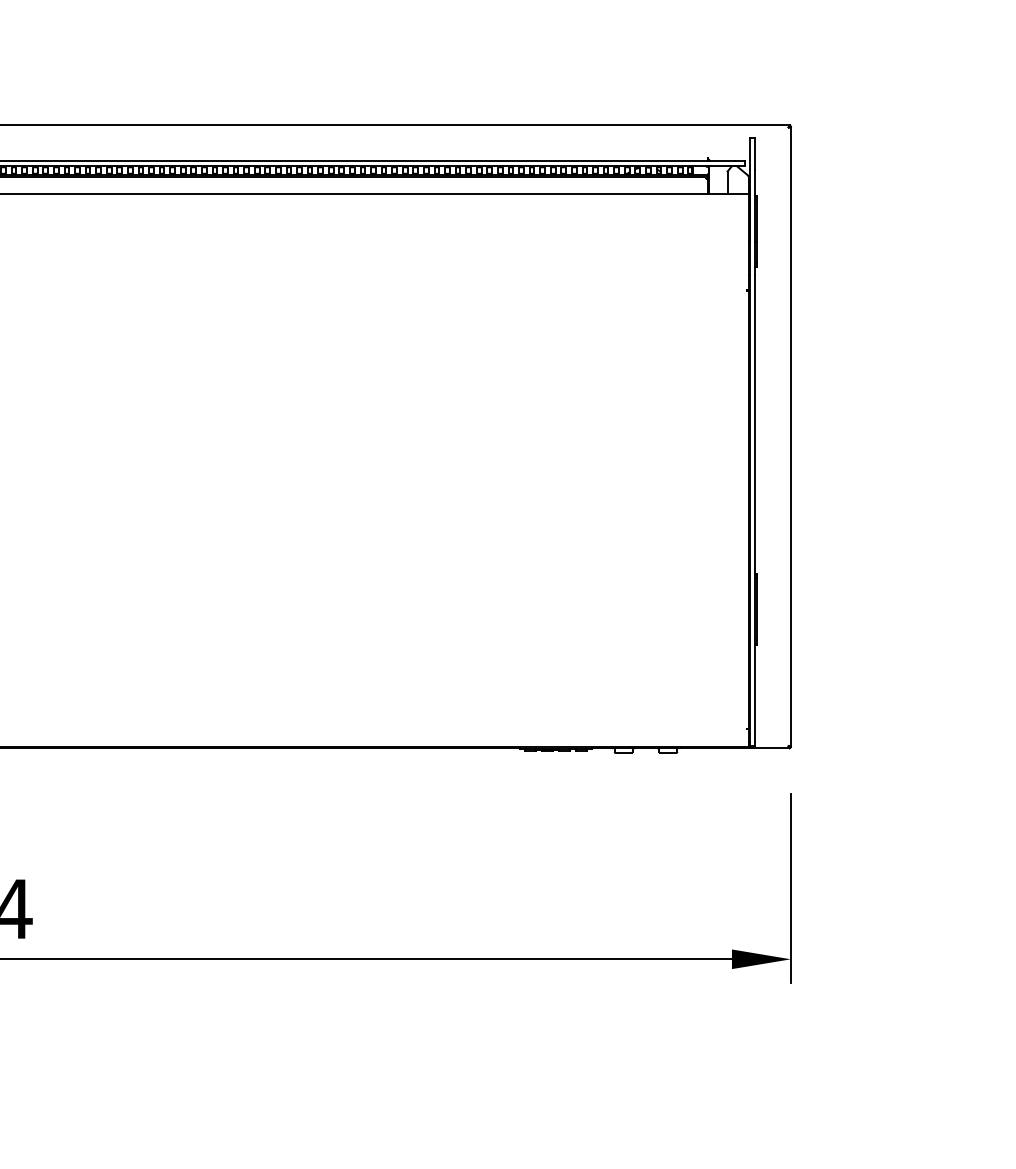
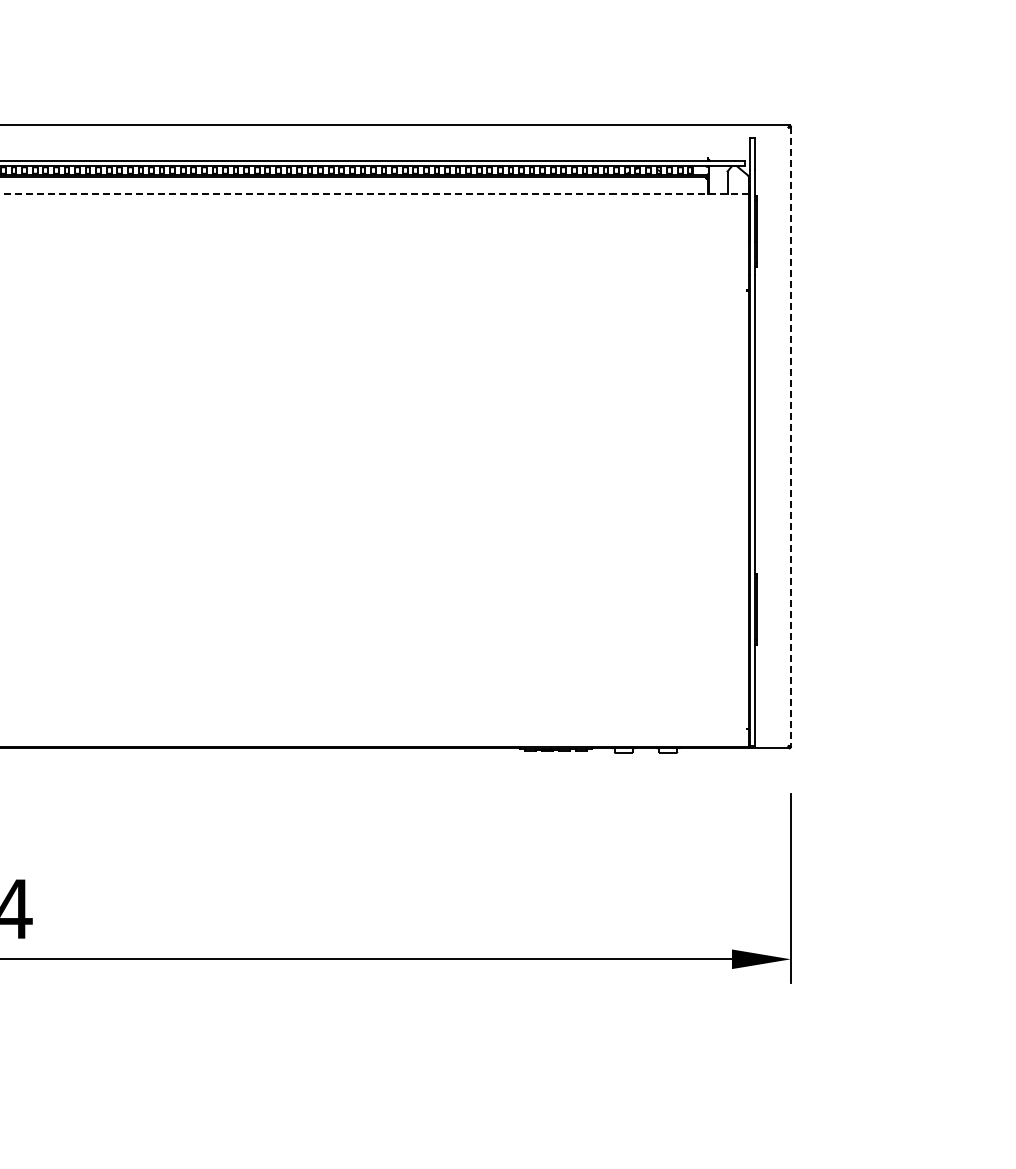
line: solid -> dashed (374, 193)
line: solid -> dashed (790, 437)
